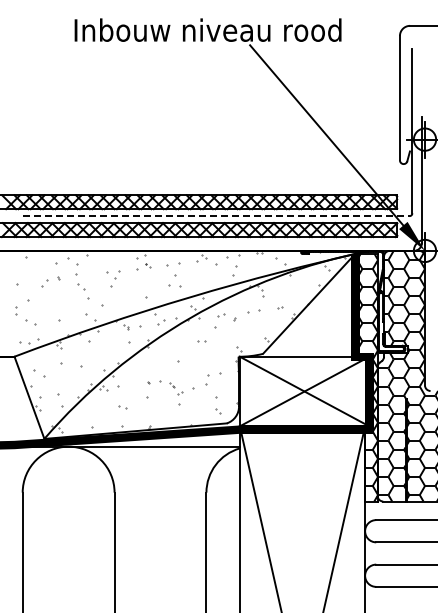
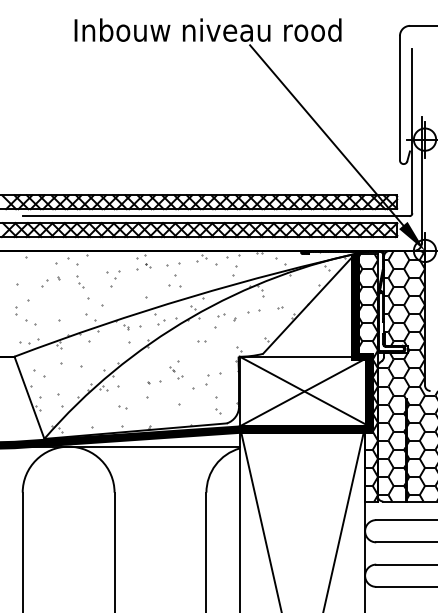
line: dashed -> solid (216, 216)
part size: 11x18 px -> 9x14 px (80, 281)
part position: (176, 388) -> (176, 372) (176, 372)
